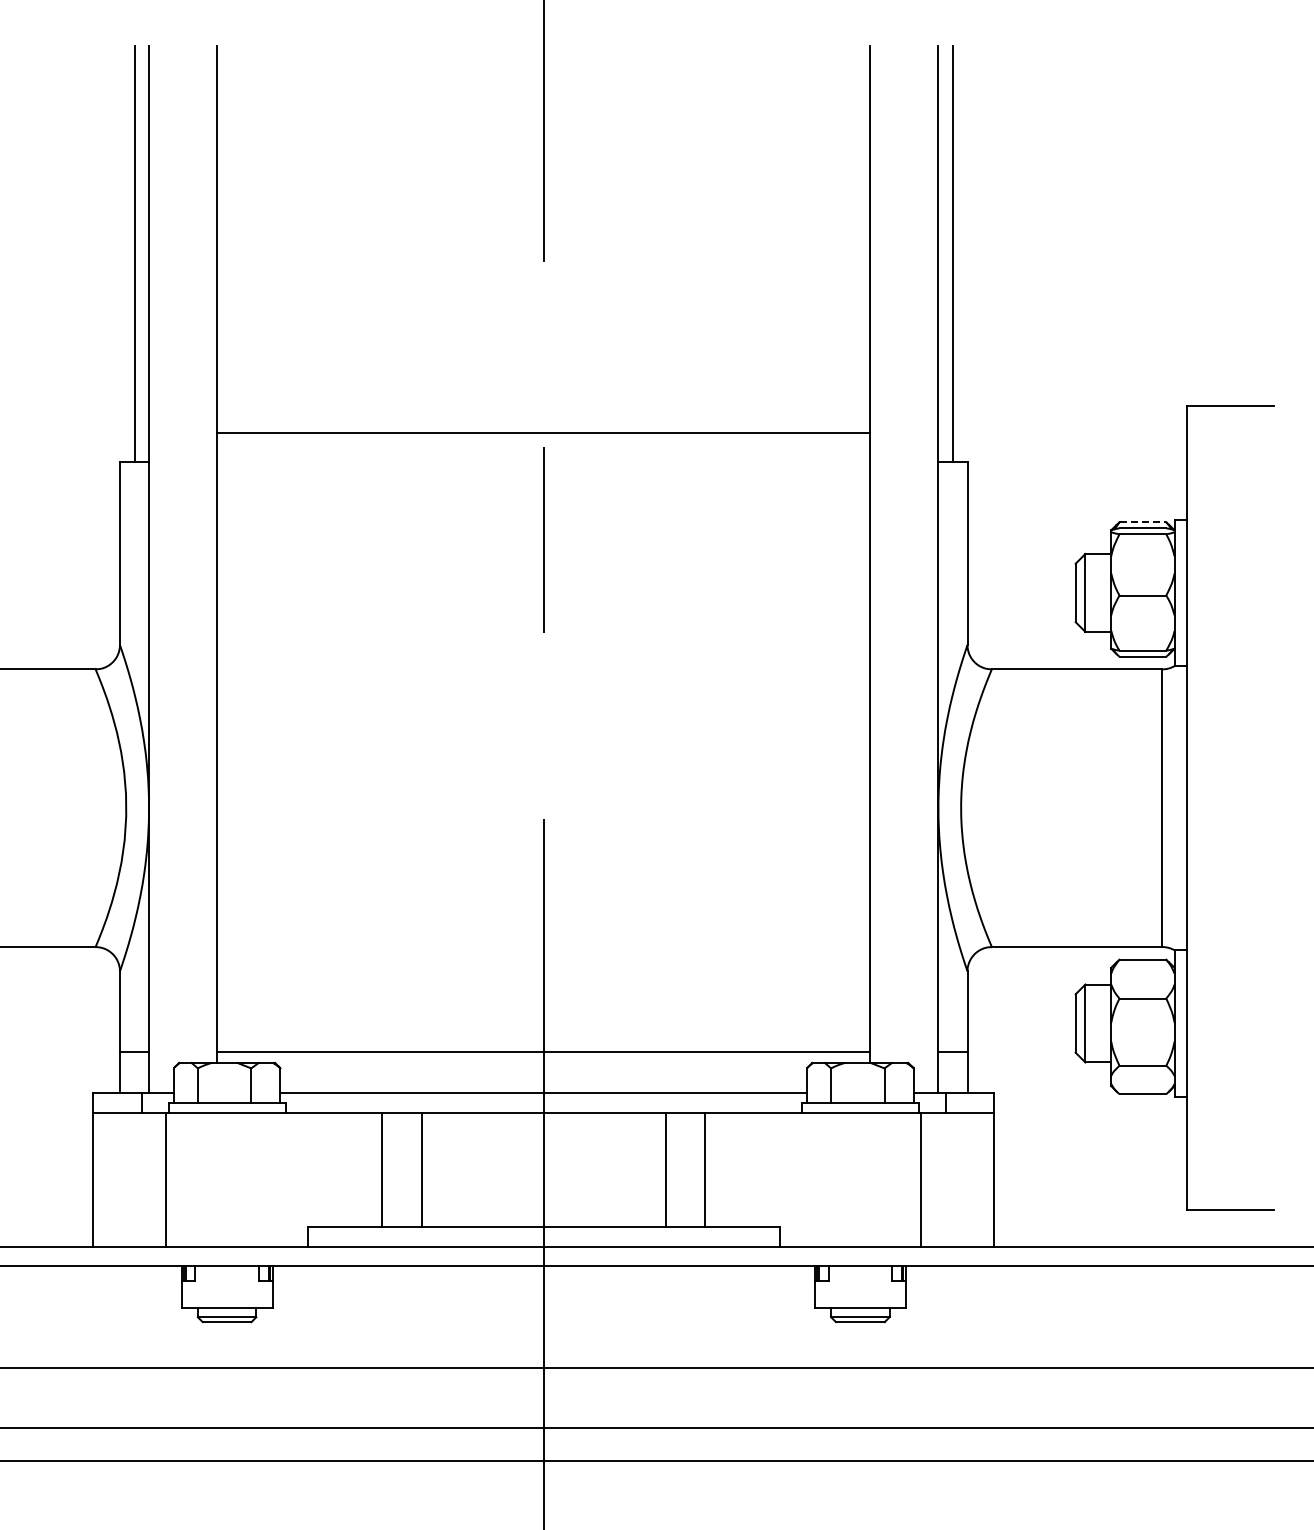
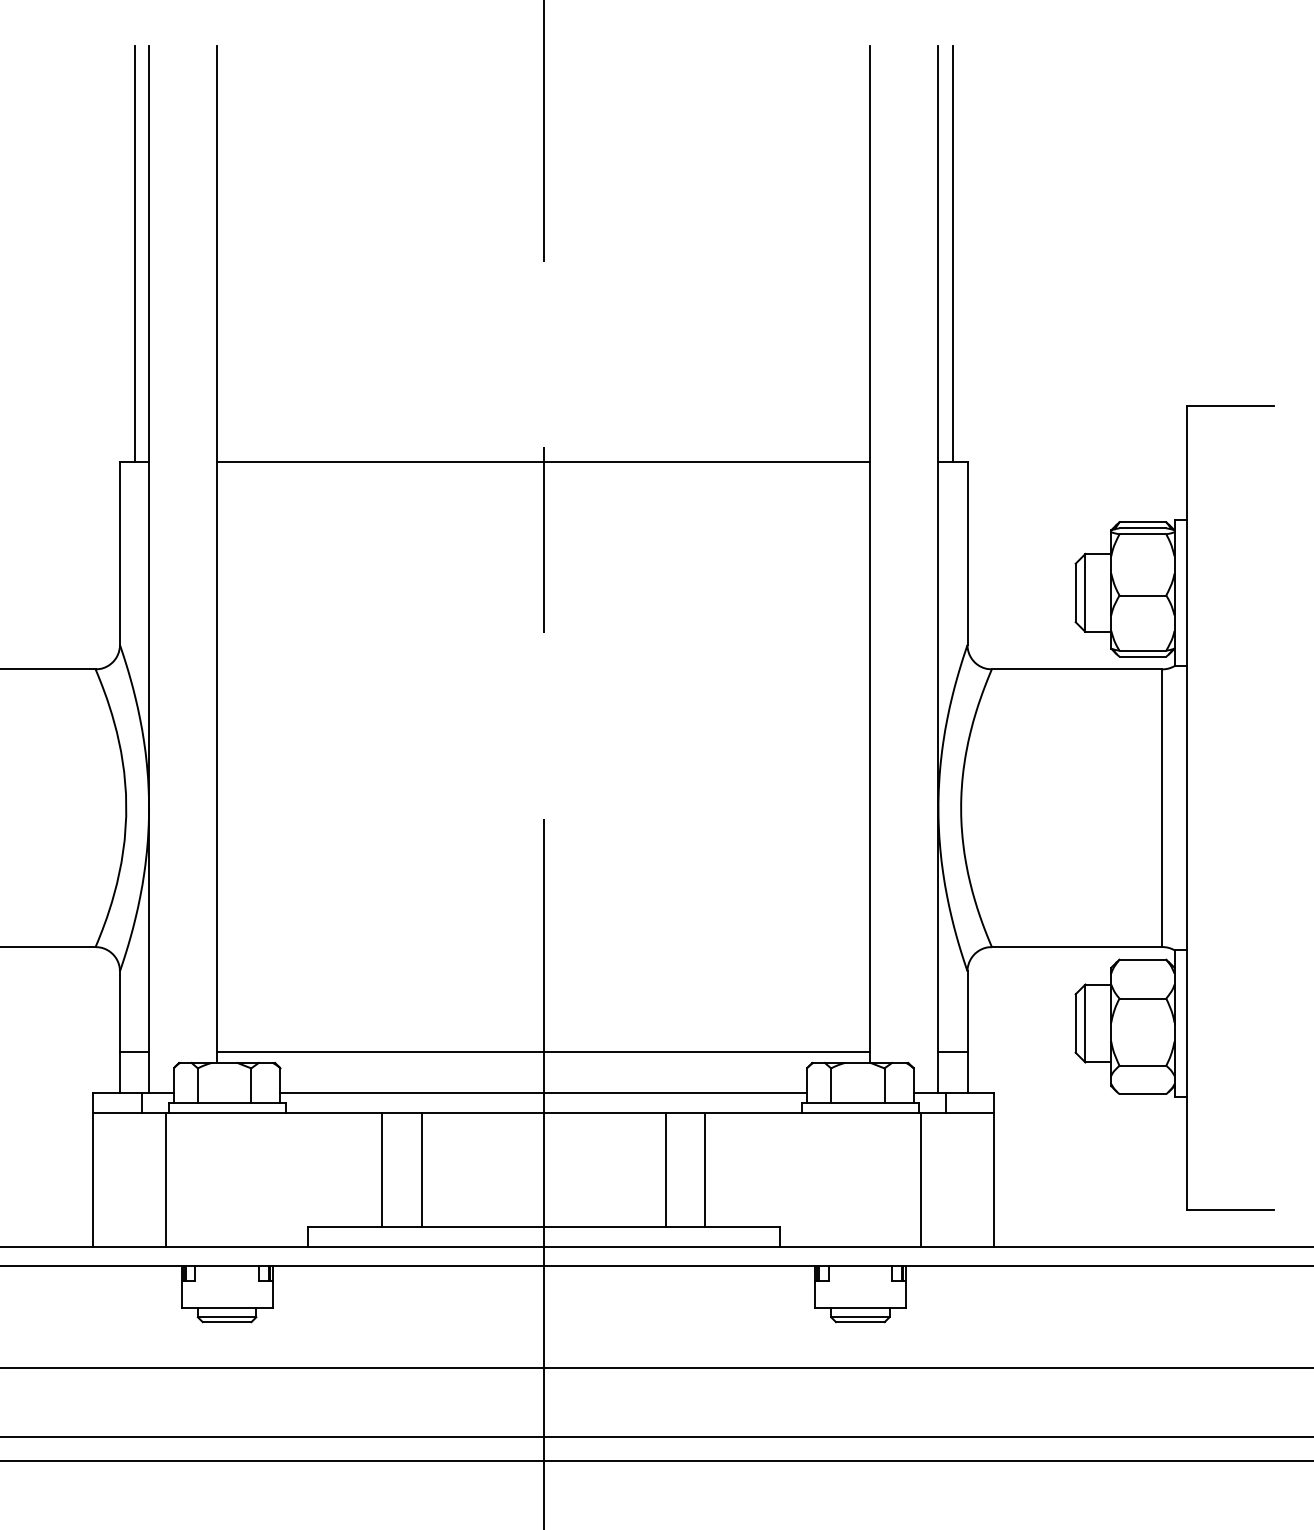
line position: (543, 433) -> (543, 462) (543, 462)
line: dashed -> solid (1143, 522)
line position: (656, 1427) -> (656, 1436) (656, 1436)
